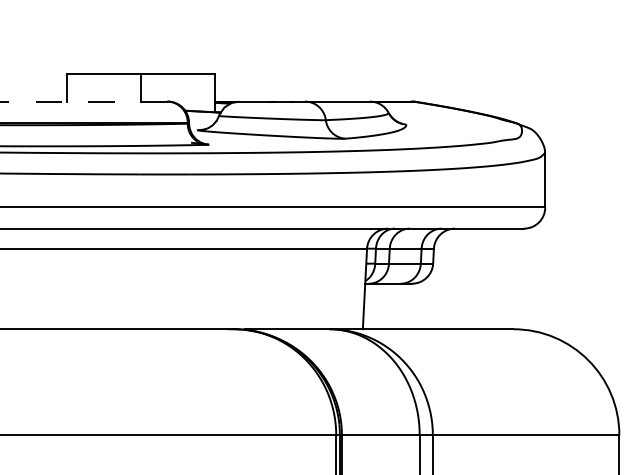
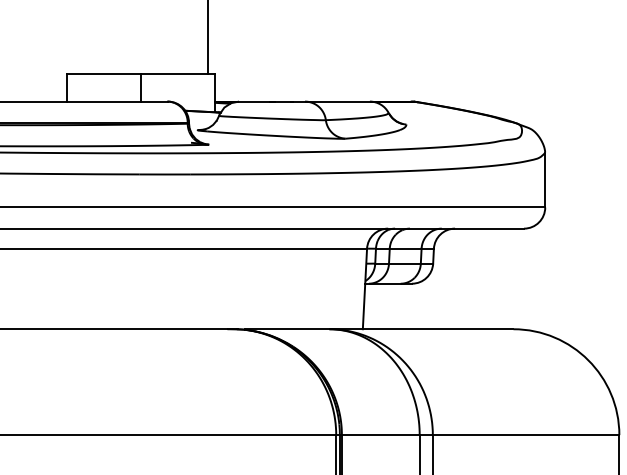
line: none -> present (208, 38)
line: dashed -> solid (83, 101)
